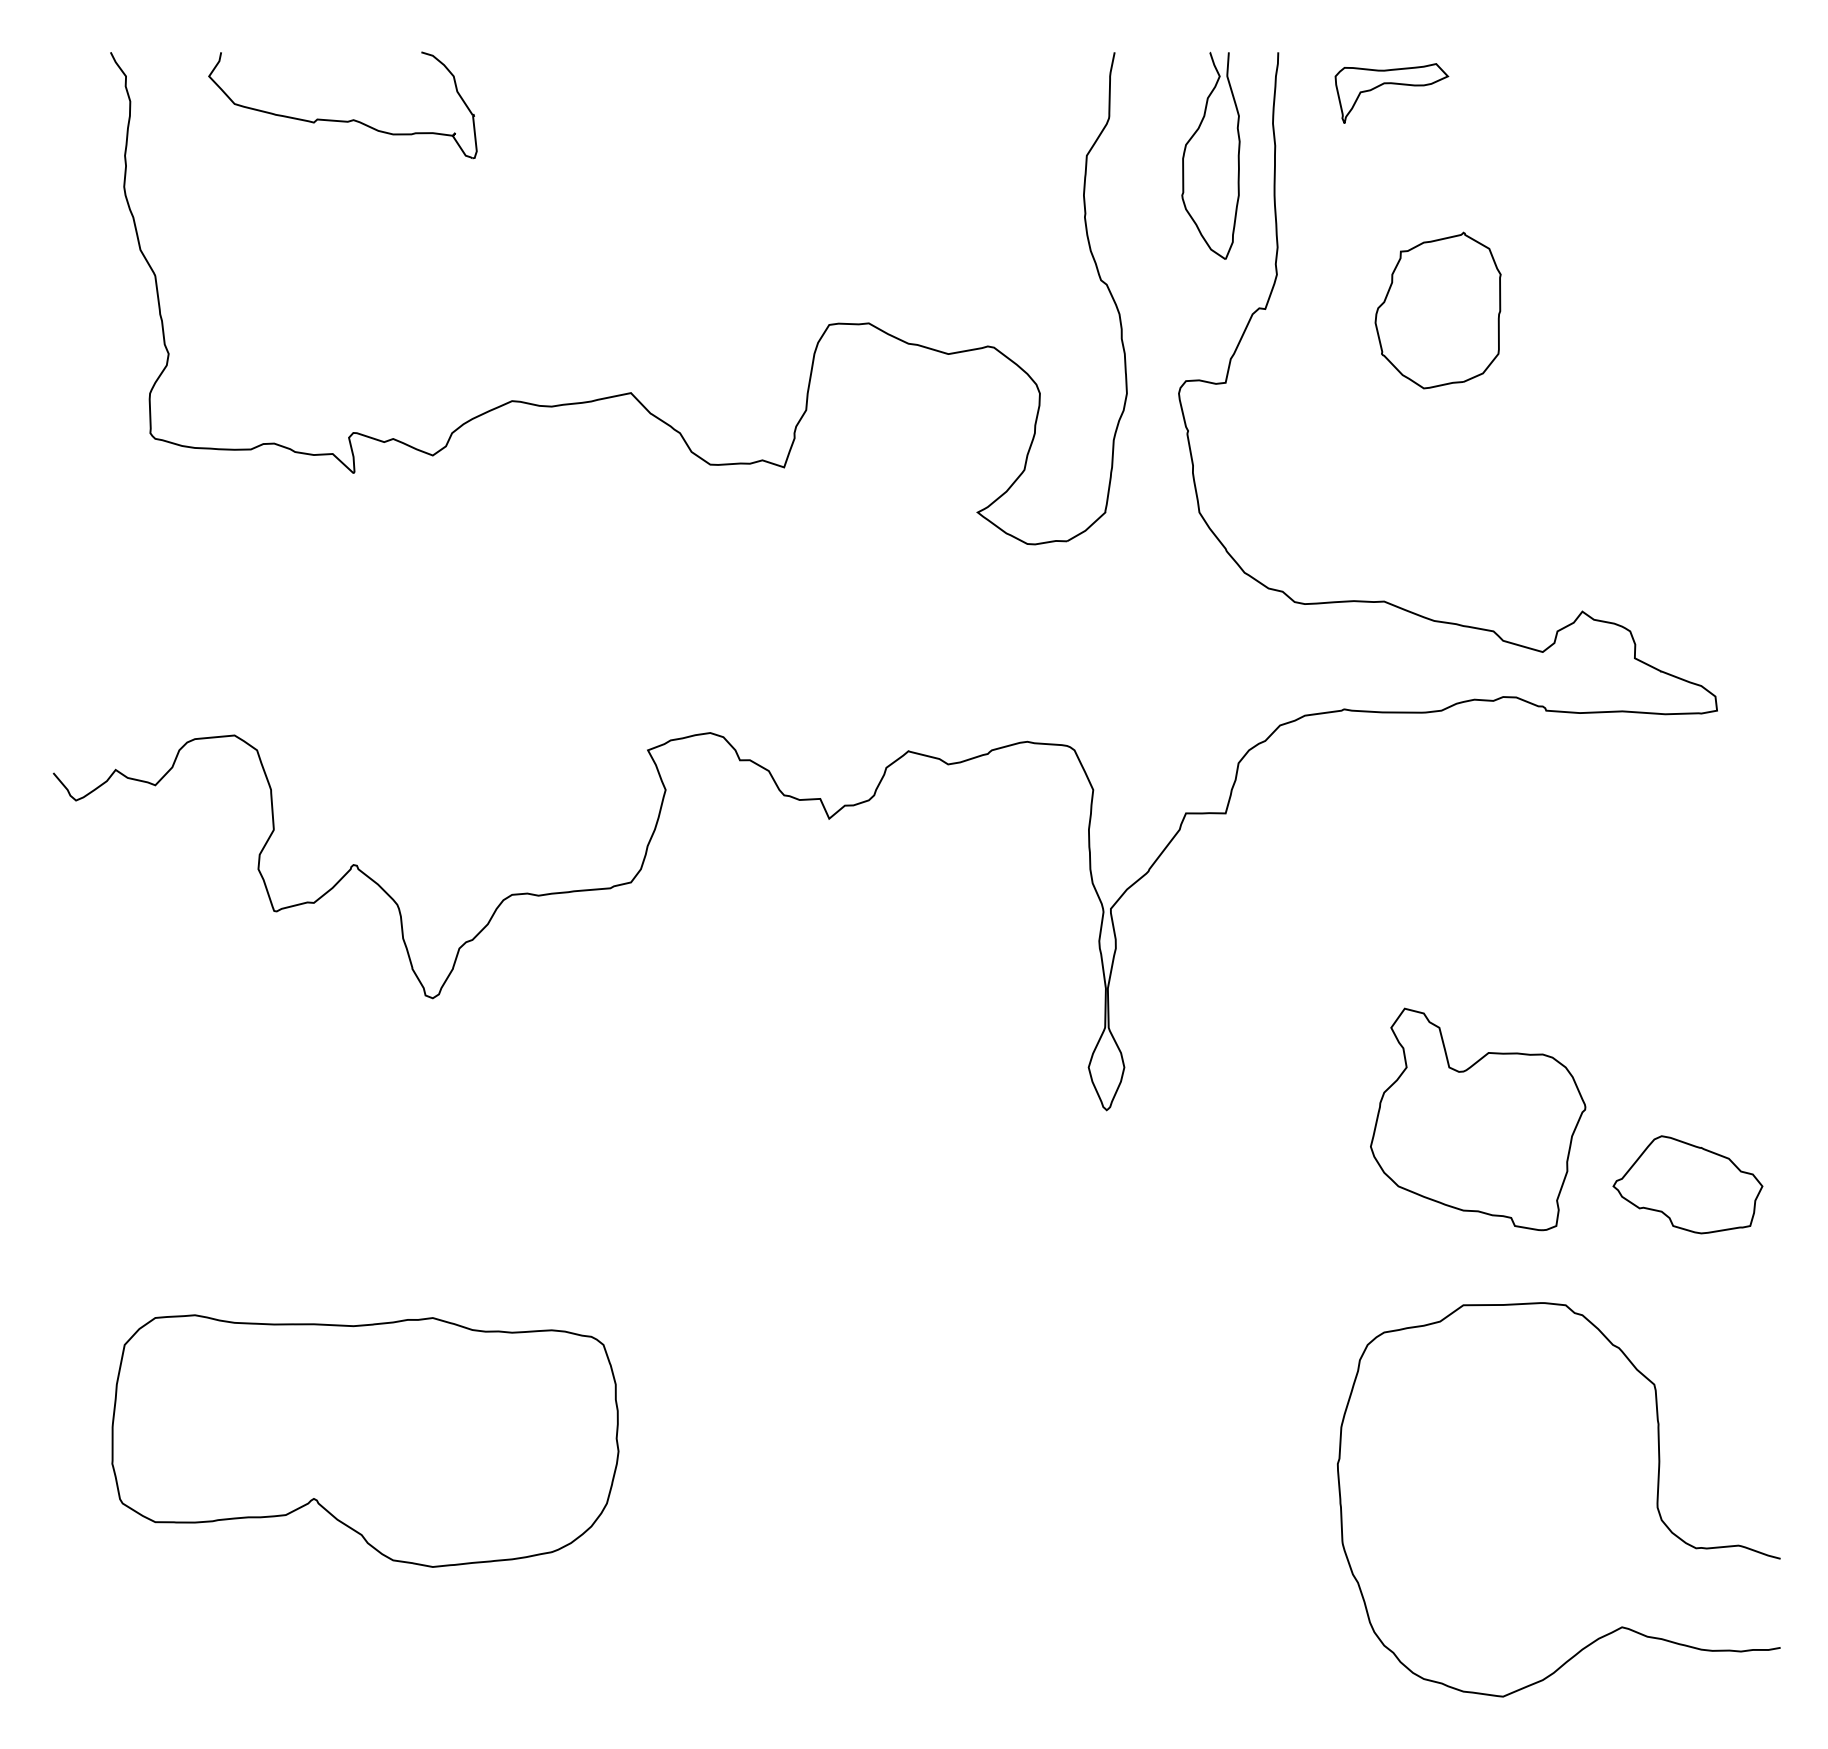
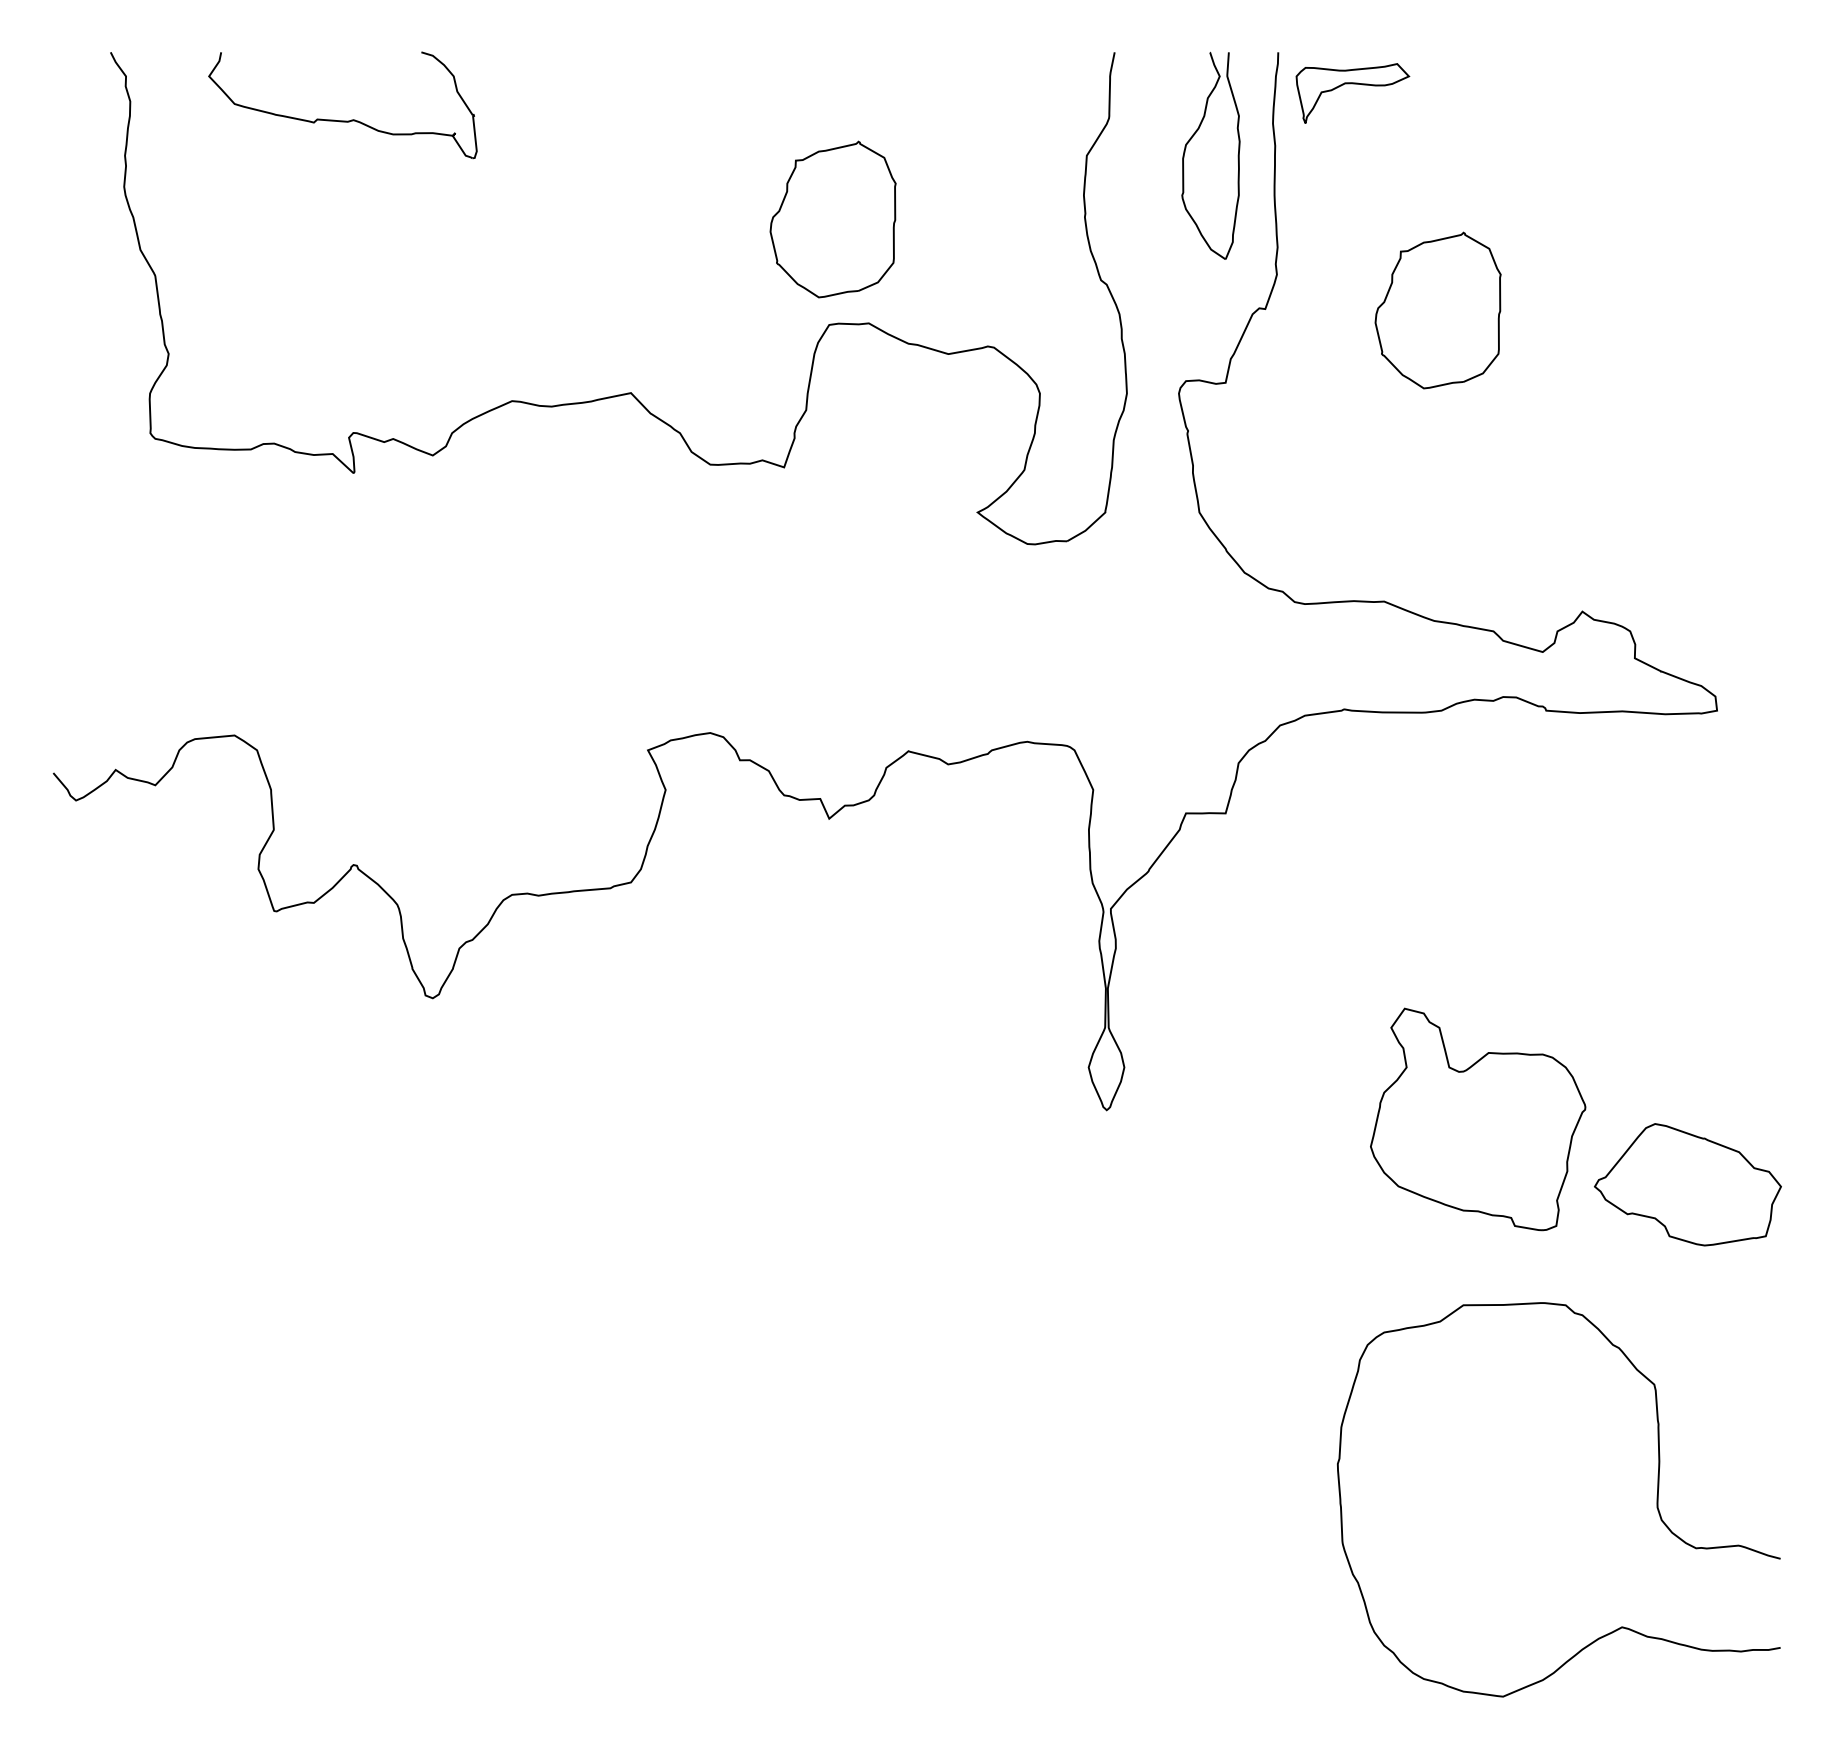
part position: (1391, 84) -> (1352, 84) (1352, 84)
part: none -> present (832, 219)
part size: 152x100 px -> 188x124 px (1687, 1184)
part: present -> none (365, 1440)
